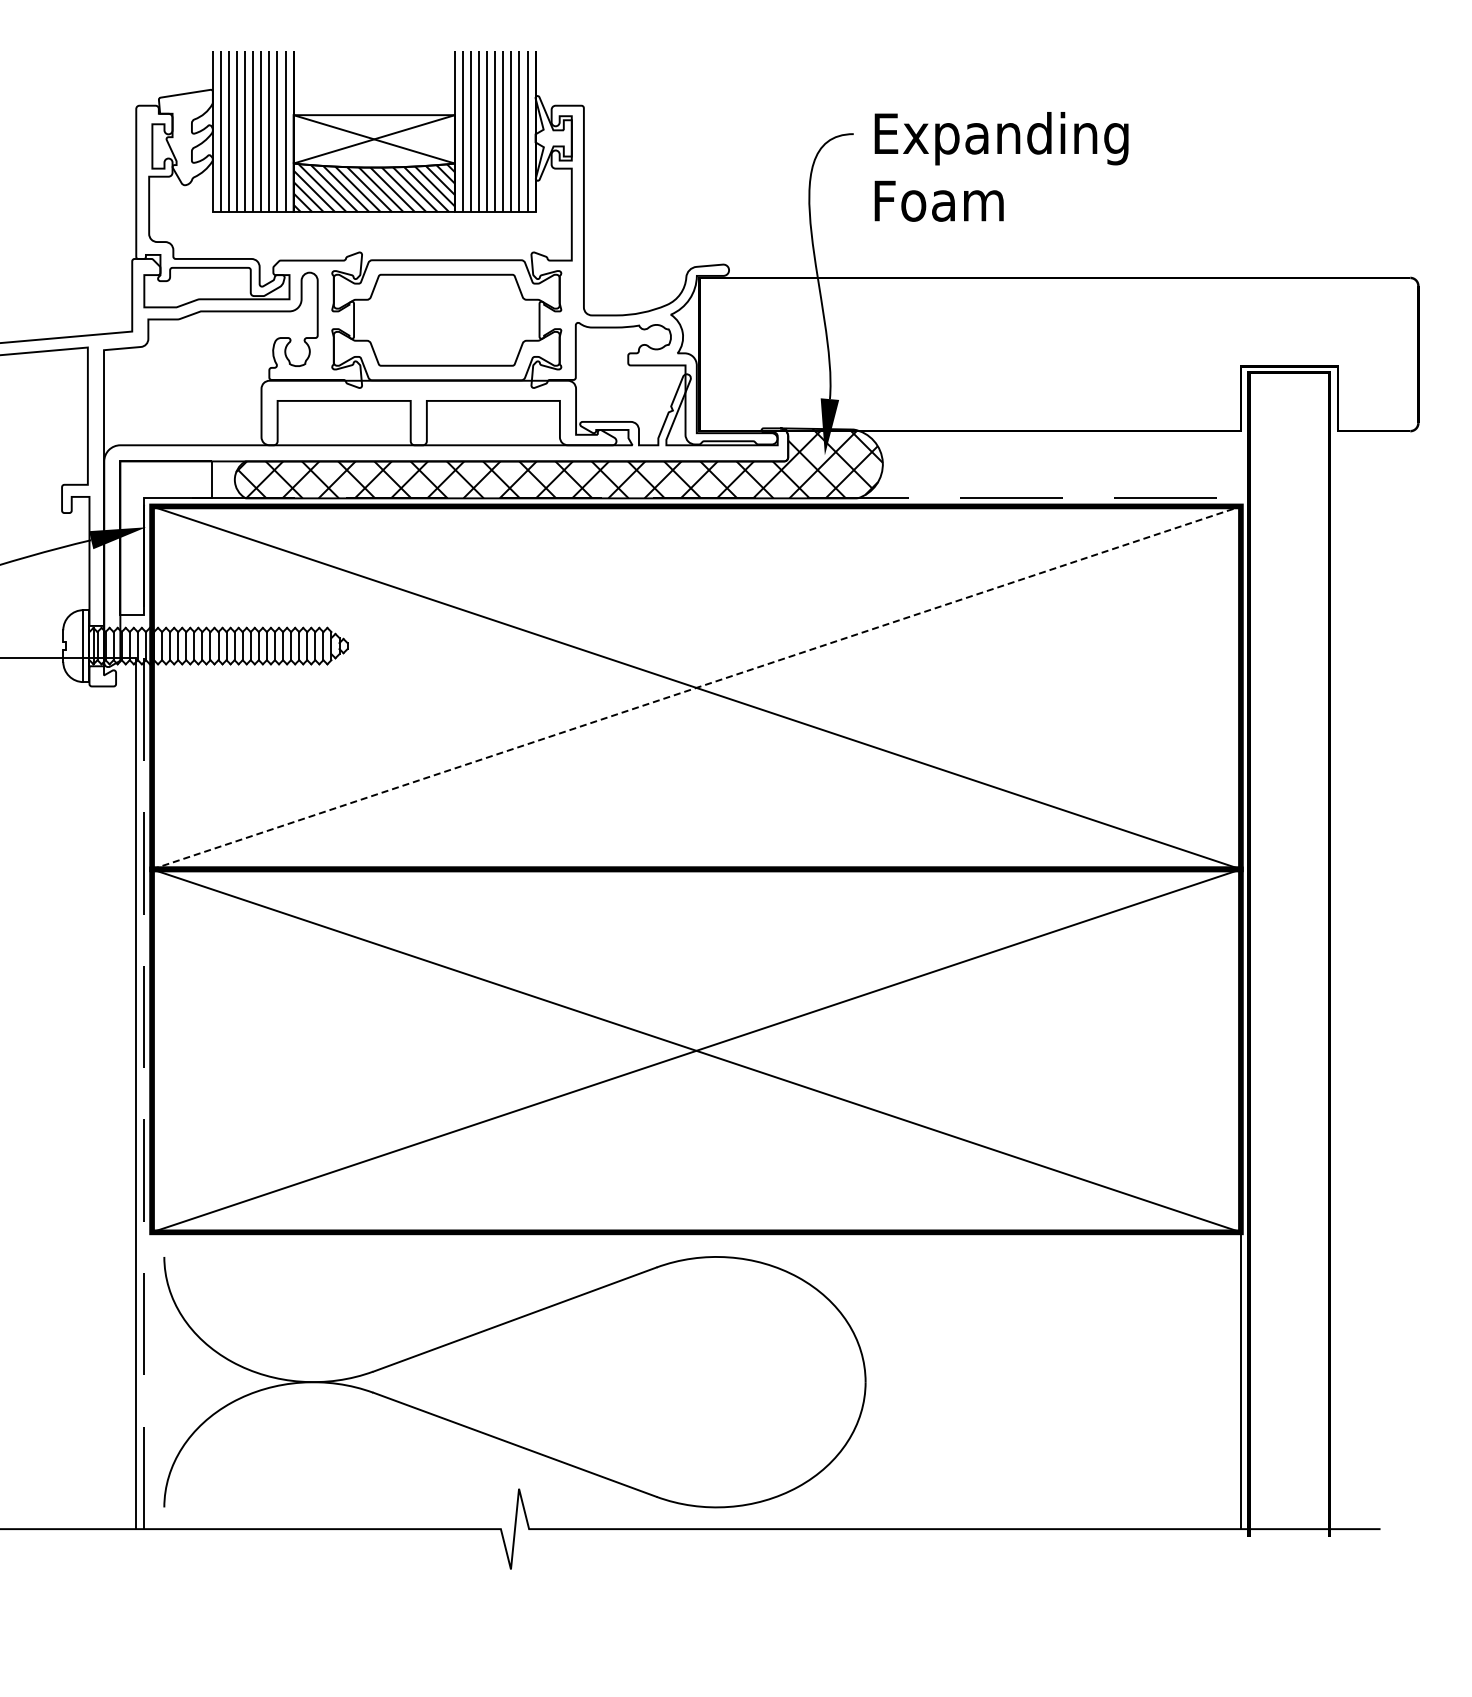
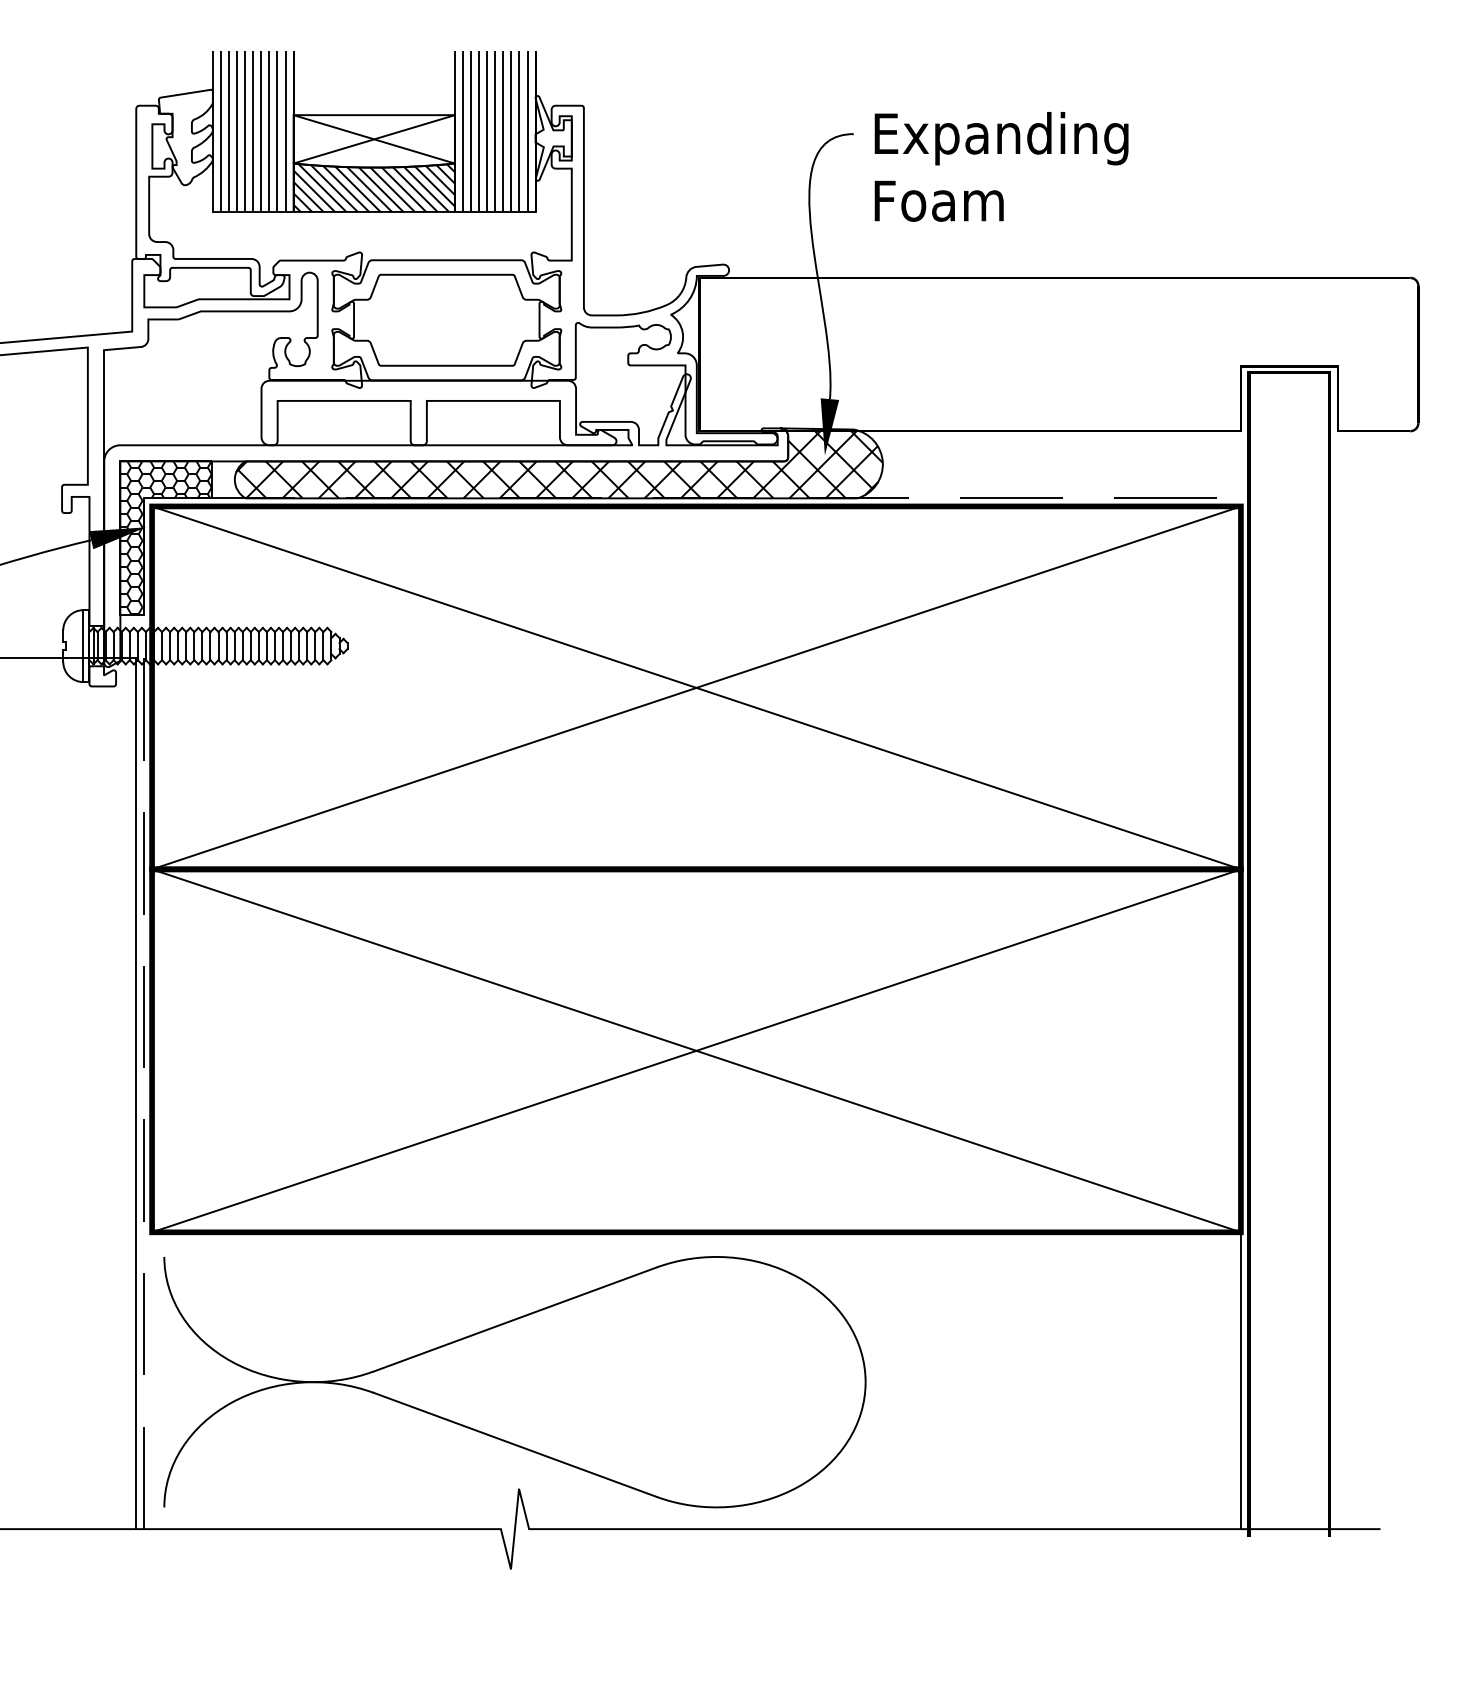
hatch: none -> present (166, 537)
line: dashed -> solid (696, 687)
